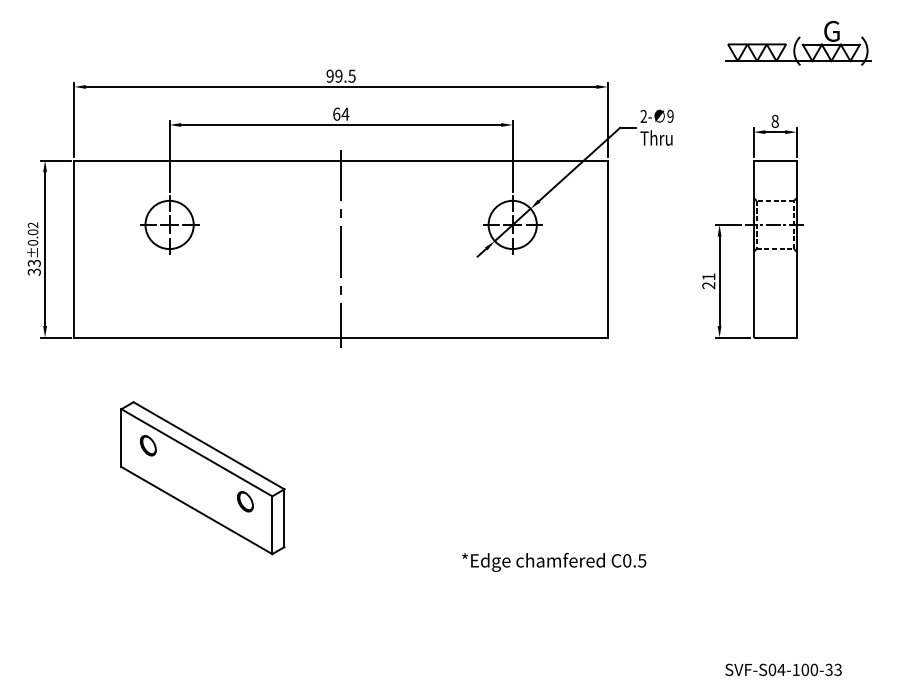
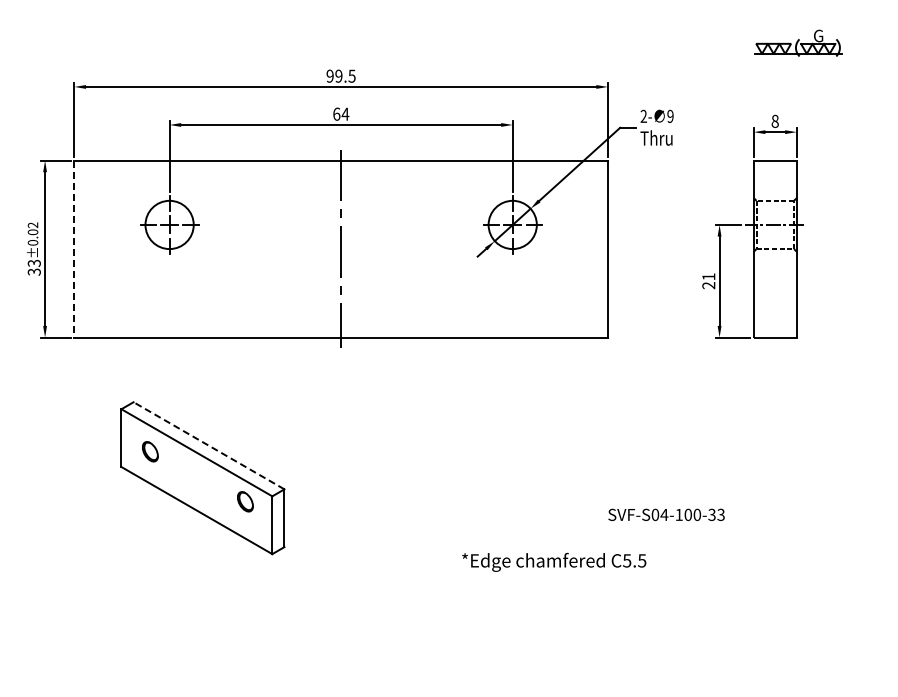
part size: 147x46 px -> 89x28 px (798, 42)
line: solid -> dashed (74, 249)
part position: (148, 445) -> (150, 451) (150, 451)
line: solid -> dashed (208, 445)
text: C0.5 -> C5.5 (627, 560)
text position: (783, 669) -> (666, 514) (666, 514)
